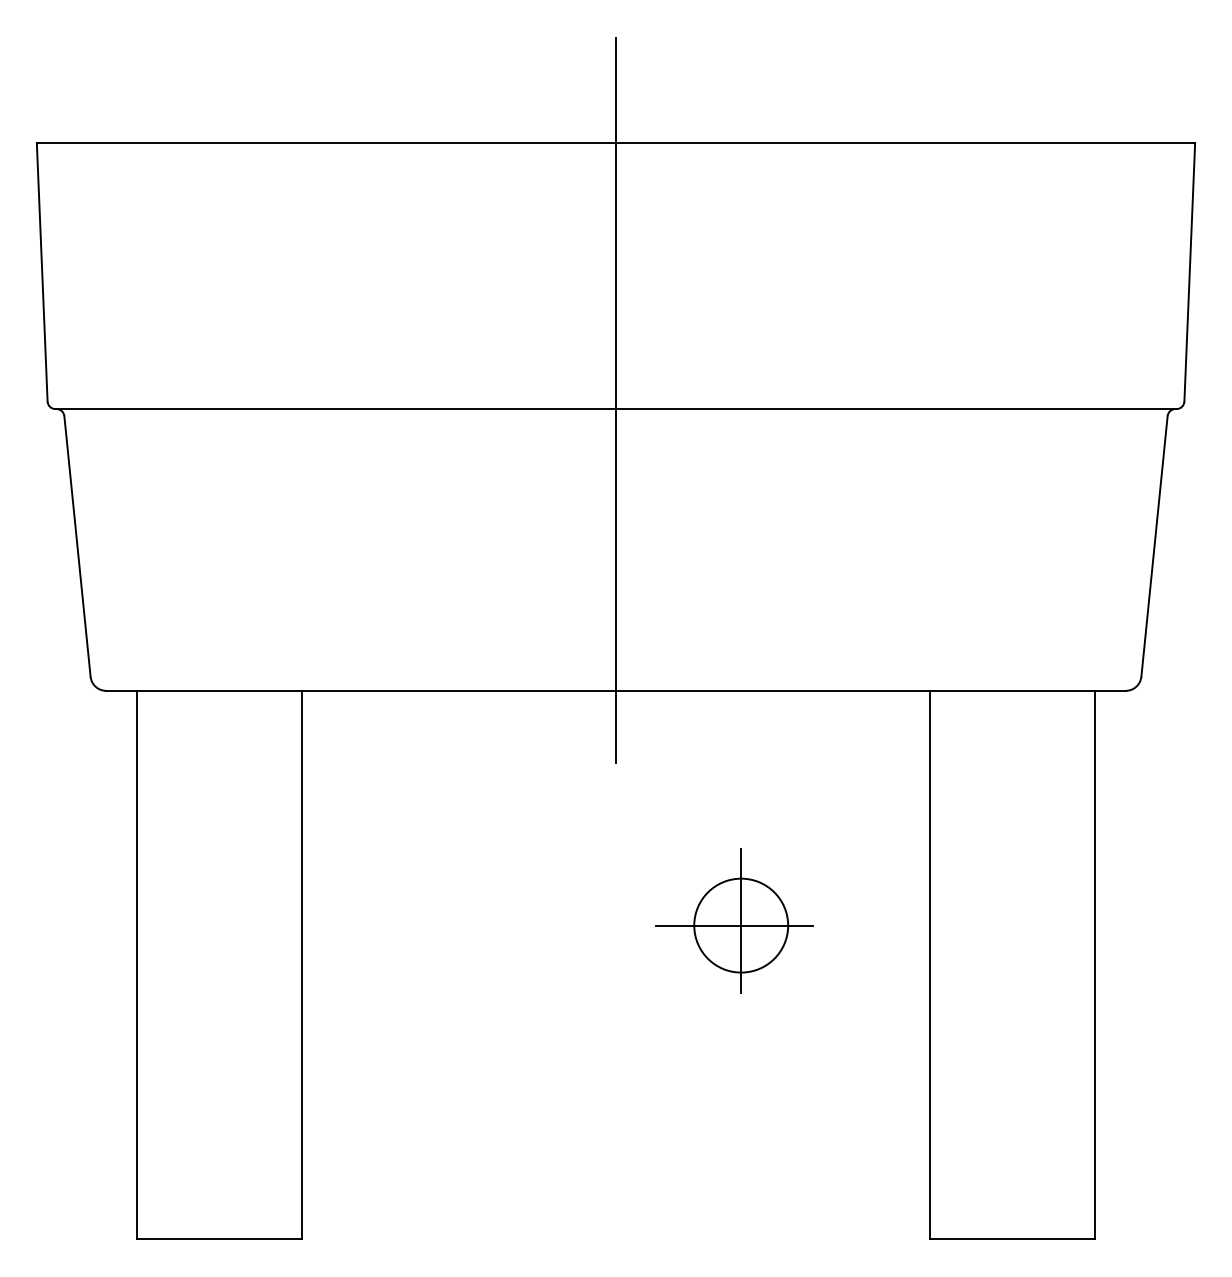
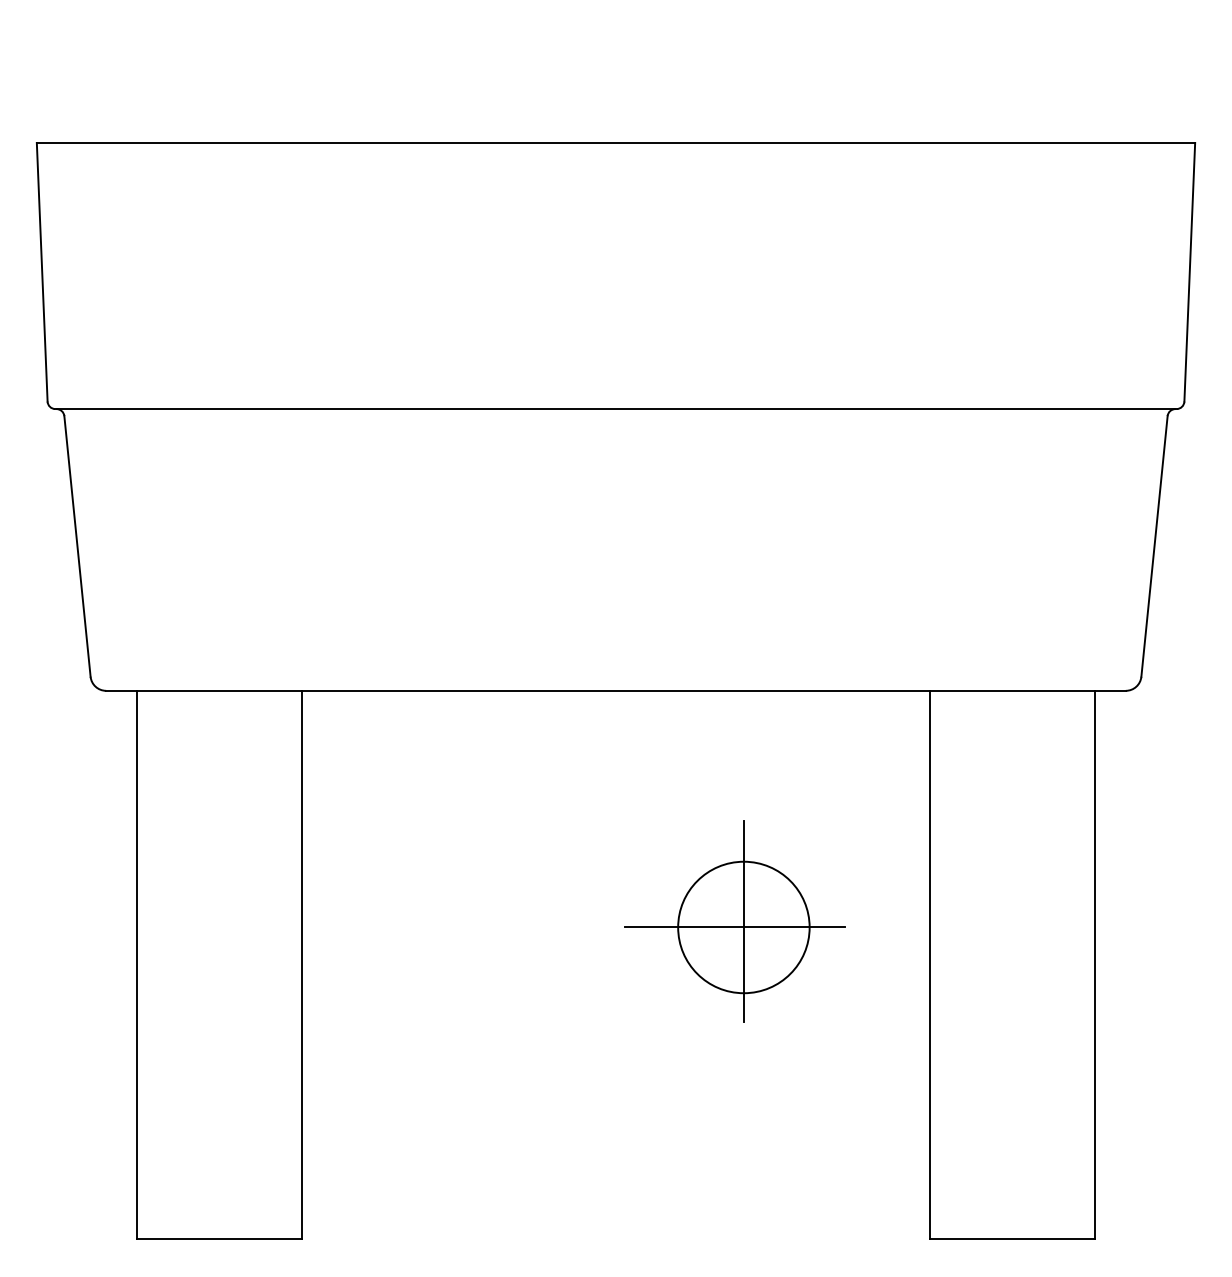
line: present -> none (616, 400)
part size: 159x146 px -> 222x203 px (734, 921)
